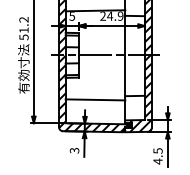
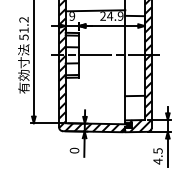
text: 5 -> 9 (72, 16)
line: present -> none (95, 99)
text: 3 -> 0 (74, 150)
